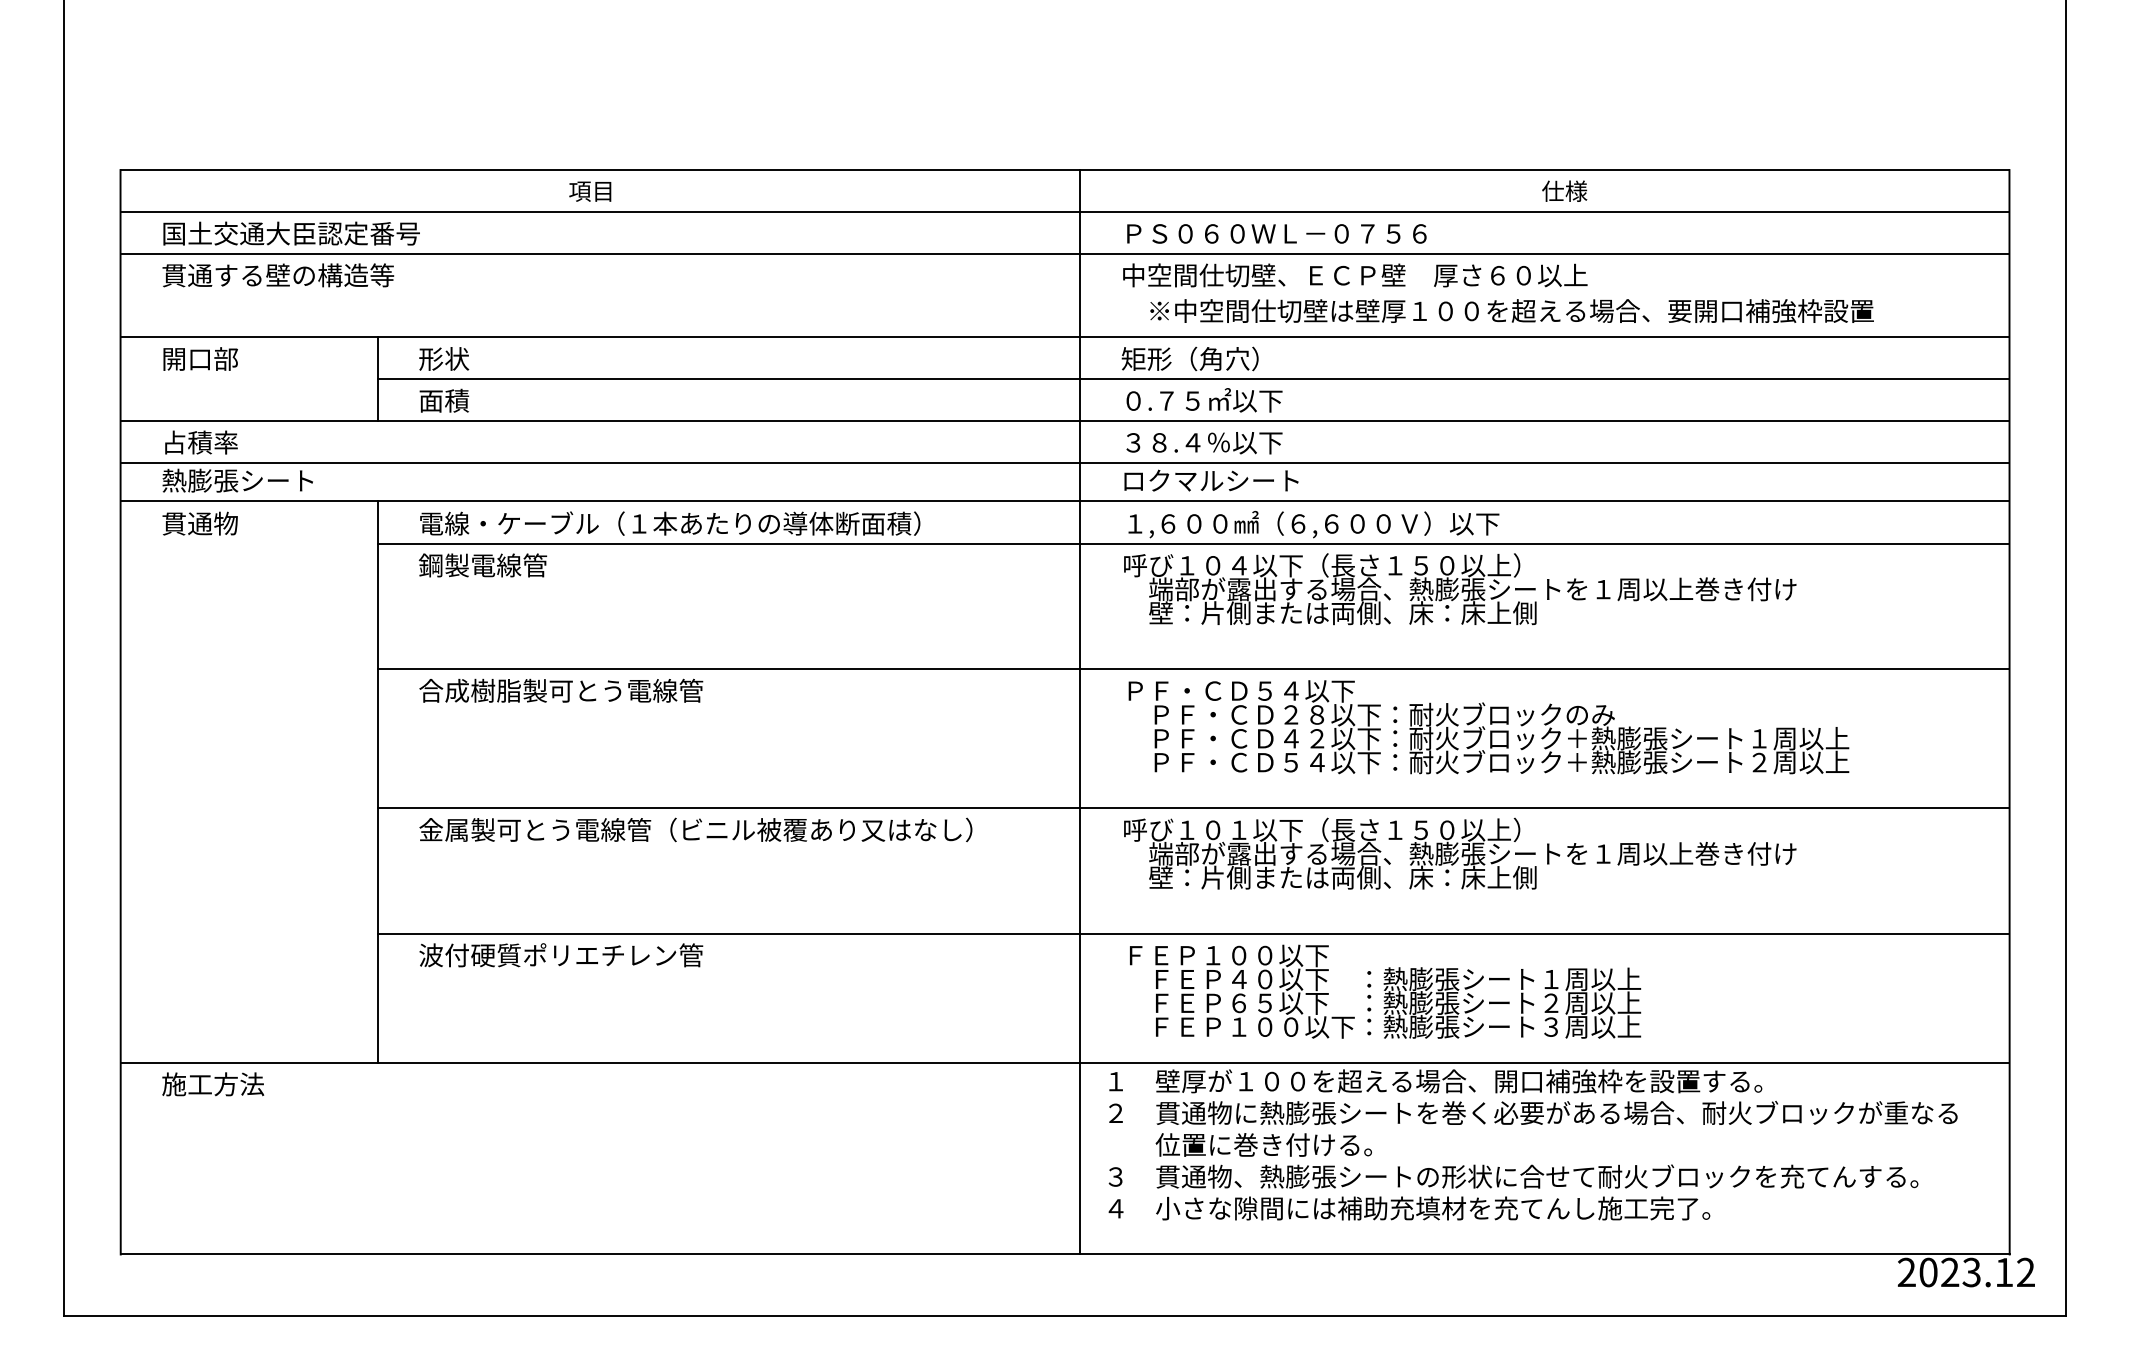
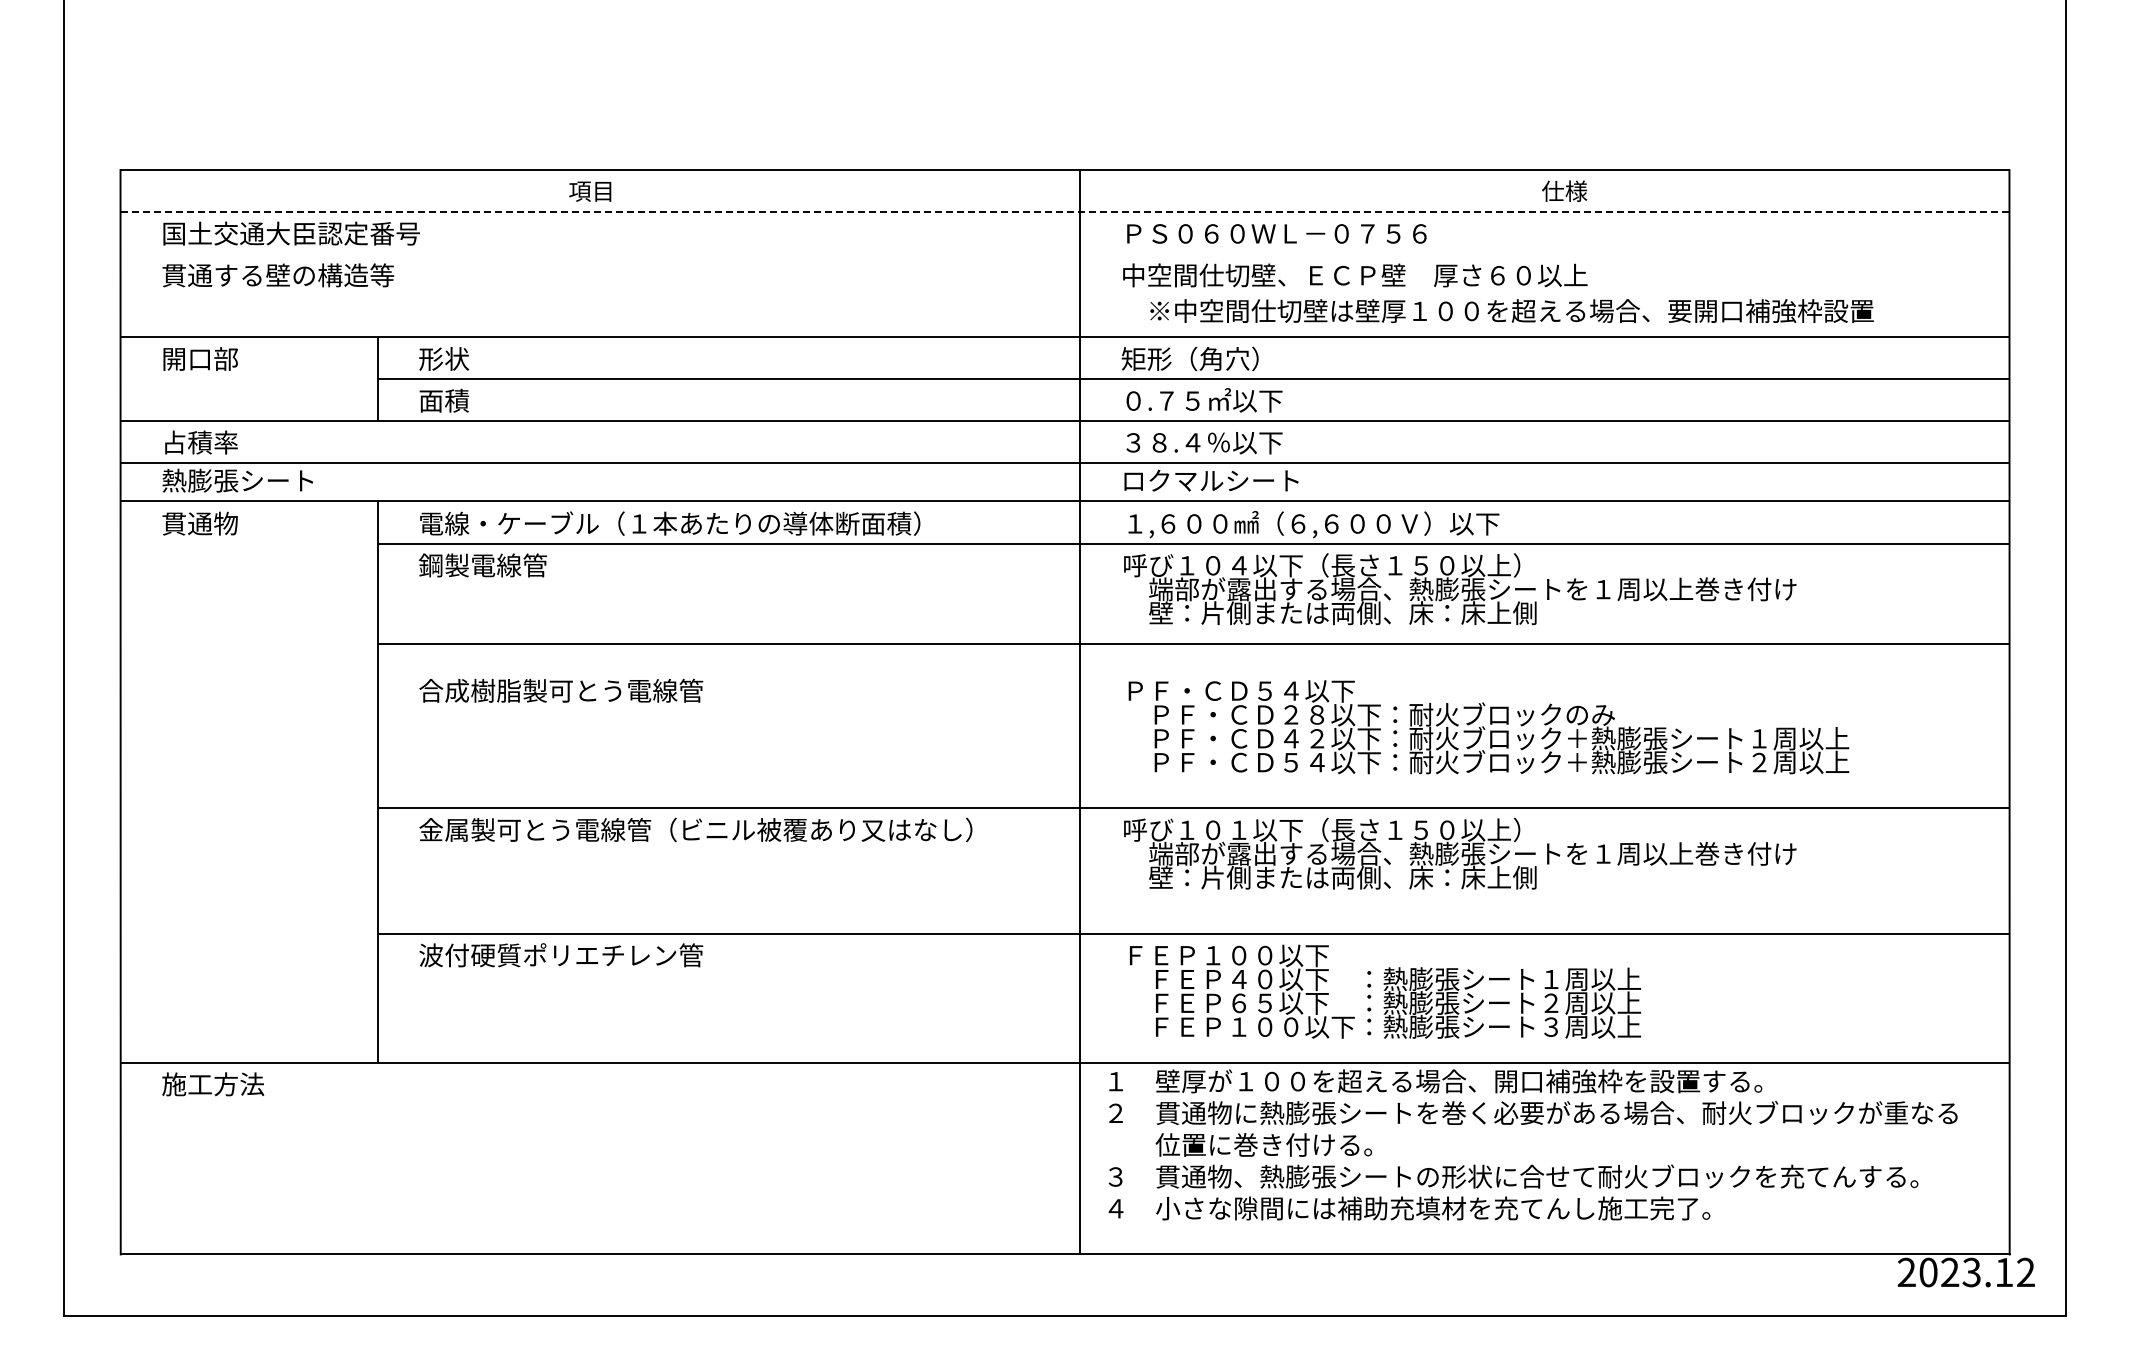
line: solid -> dashed (1064, 211)
line: present -> none (1064, 253)
line position: (1193, 669) -> (1193, 644) (1193, 644)
